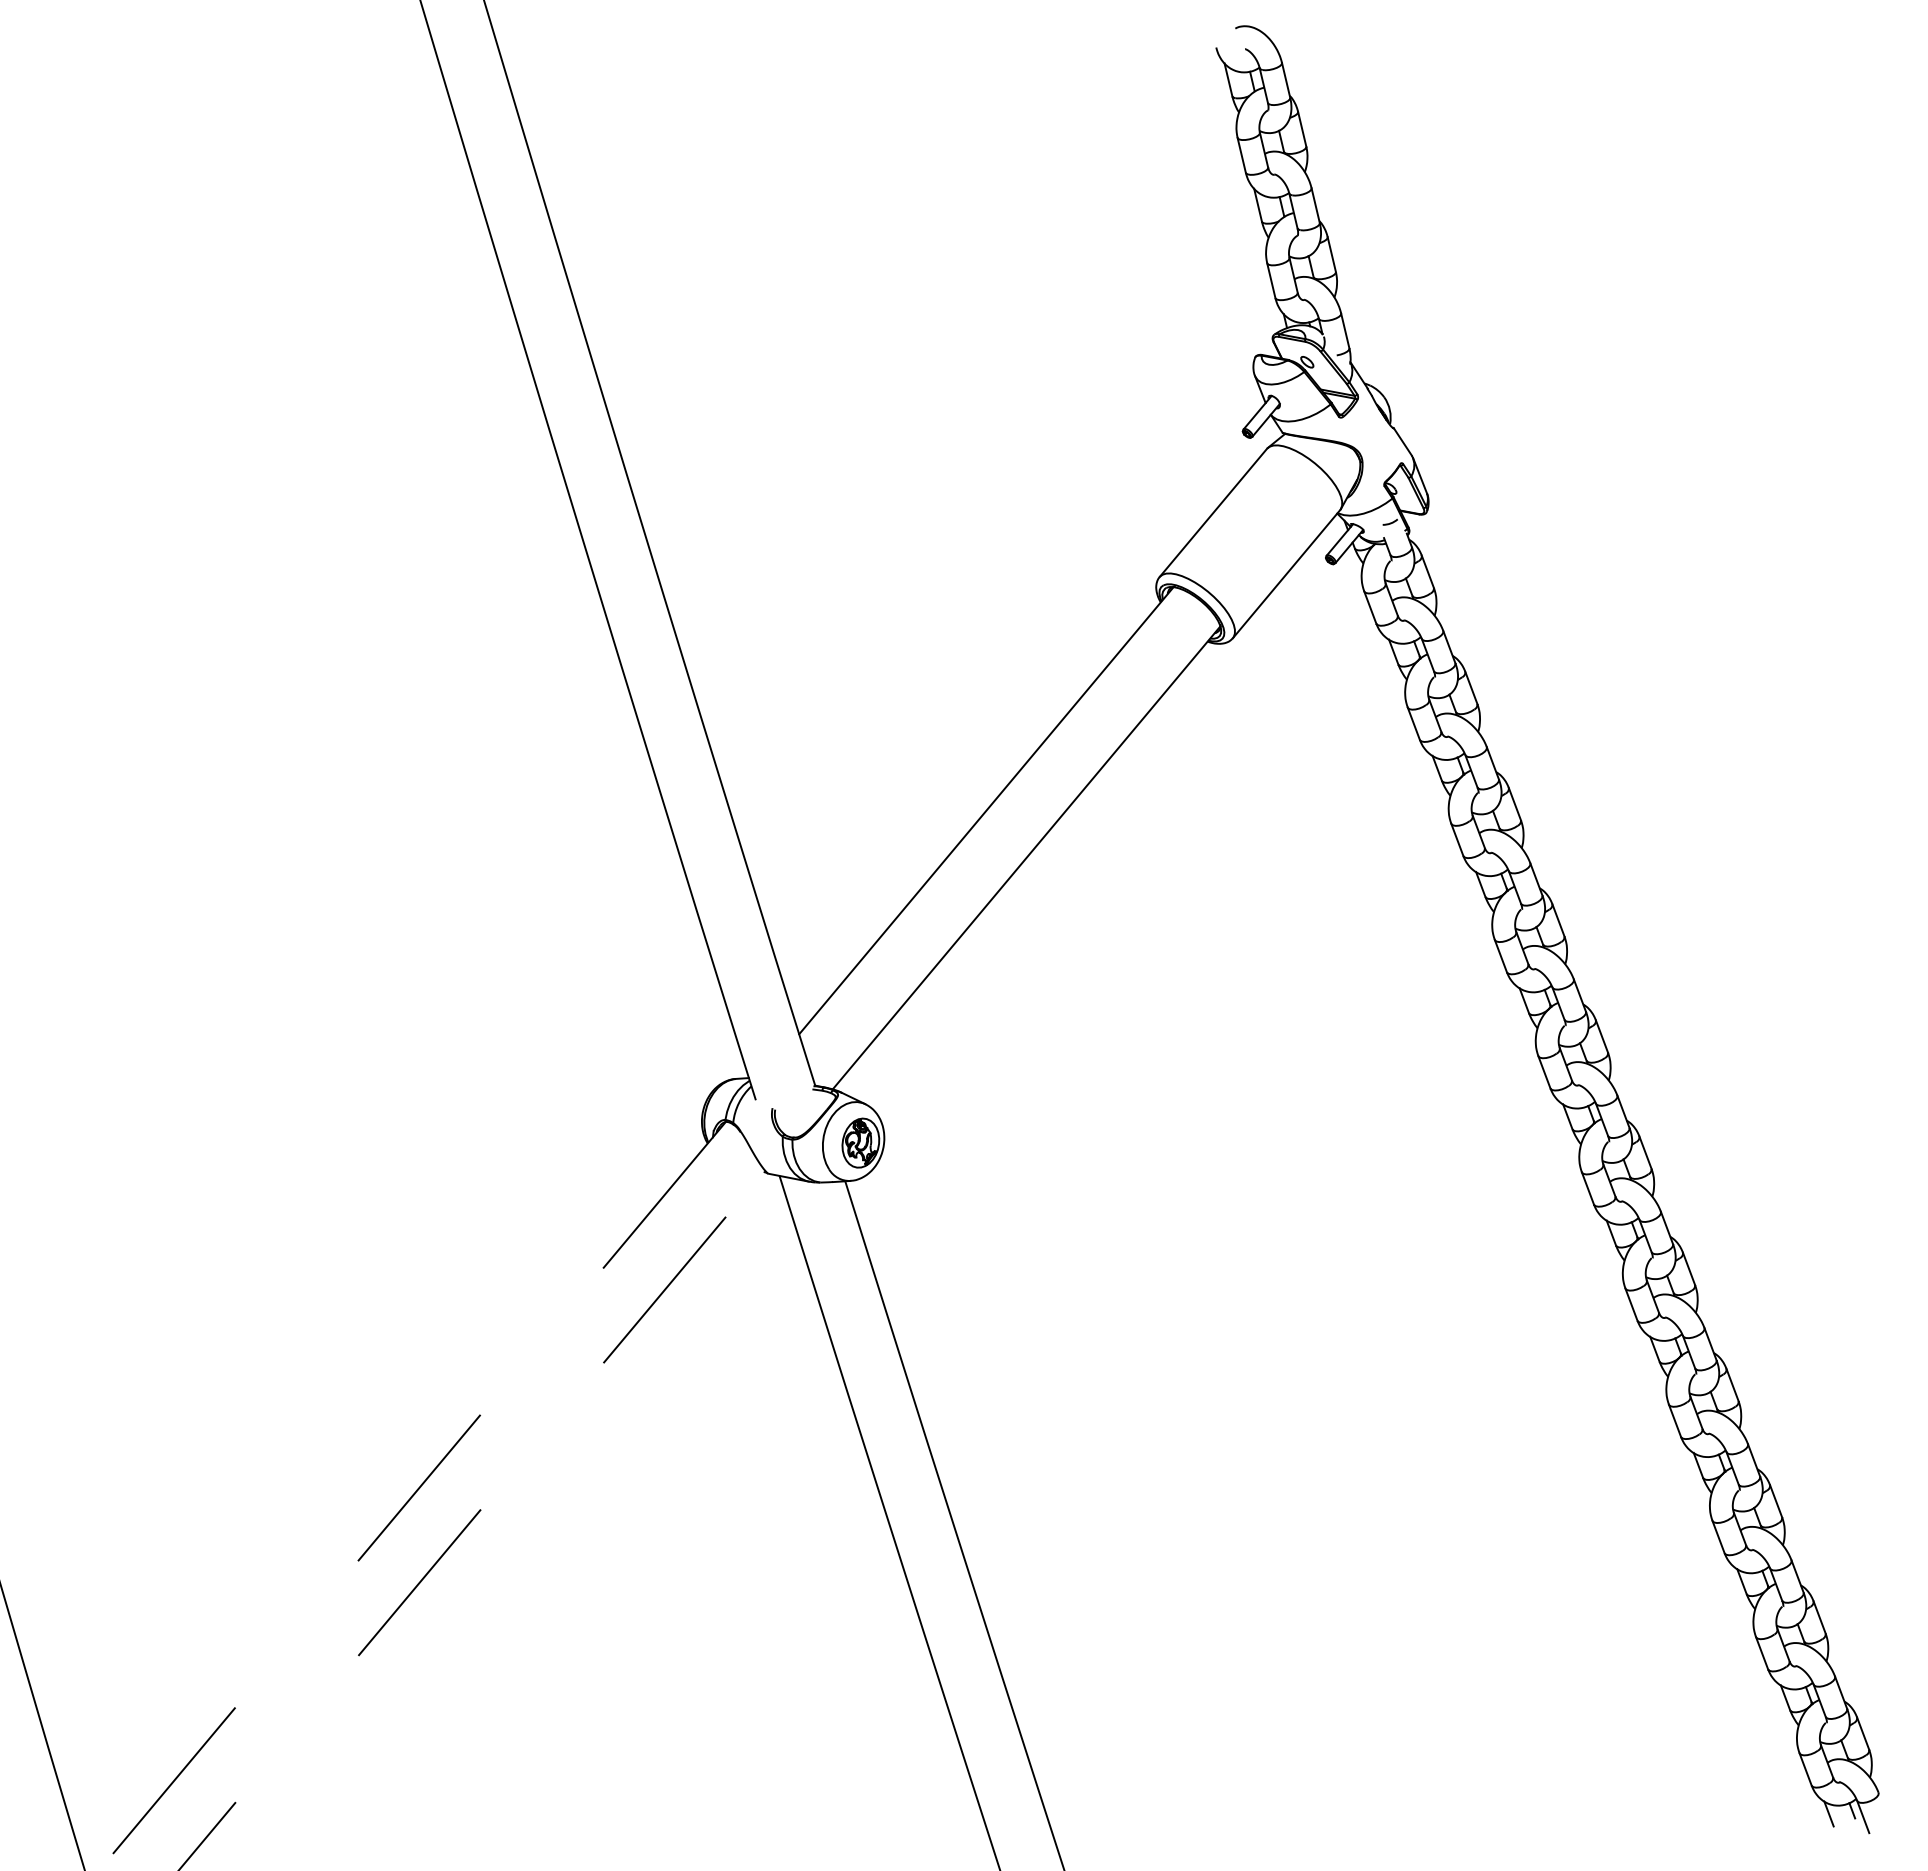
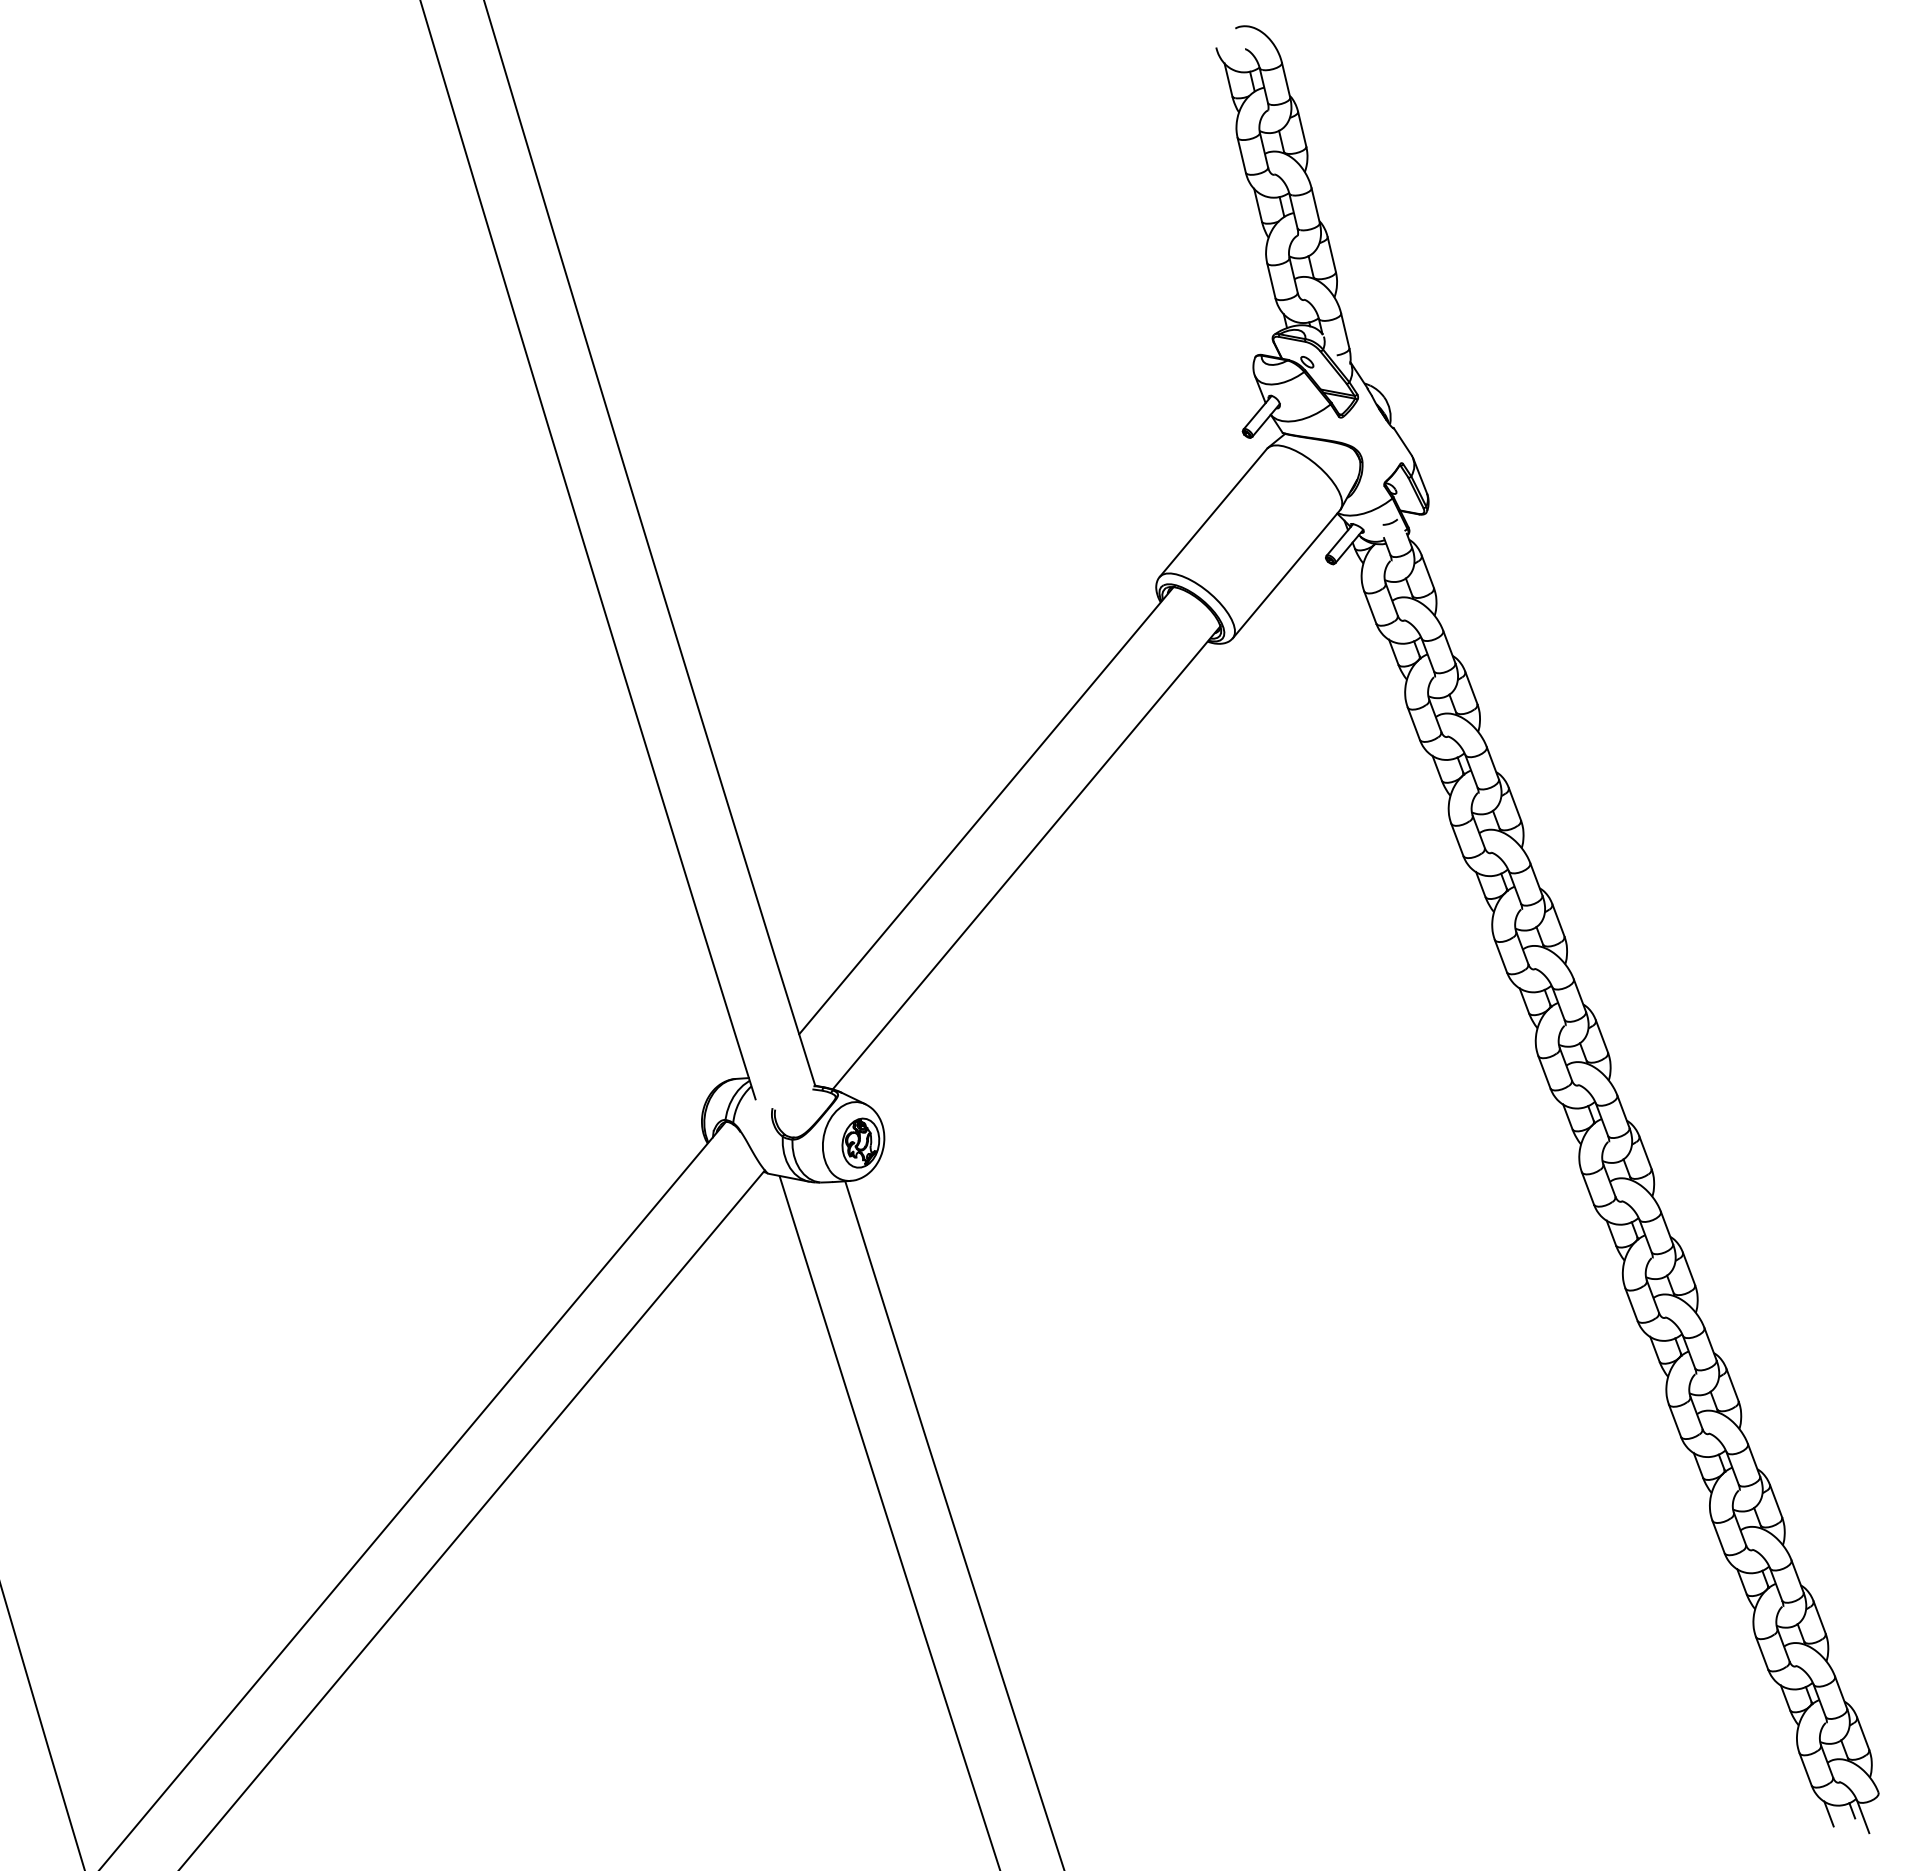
line: dashed -> solid (411, 1496)
line: dashed -> solid (472, 1520)
